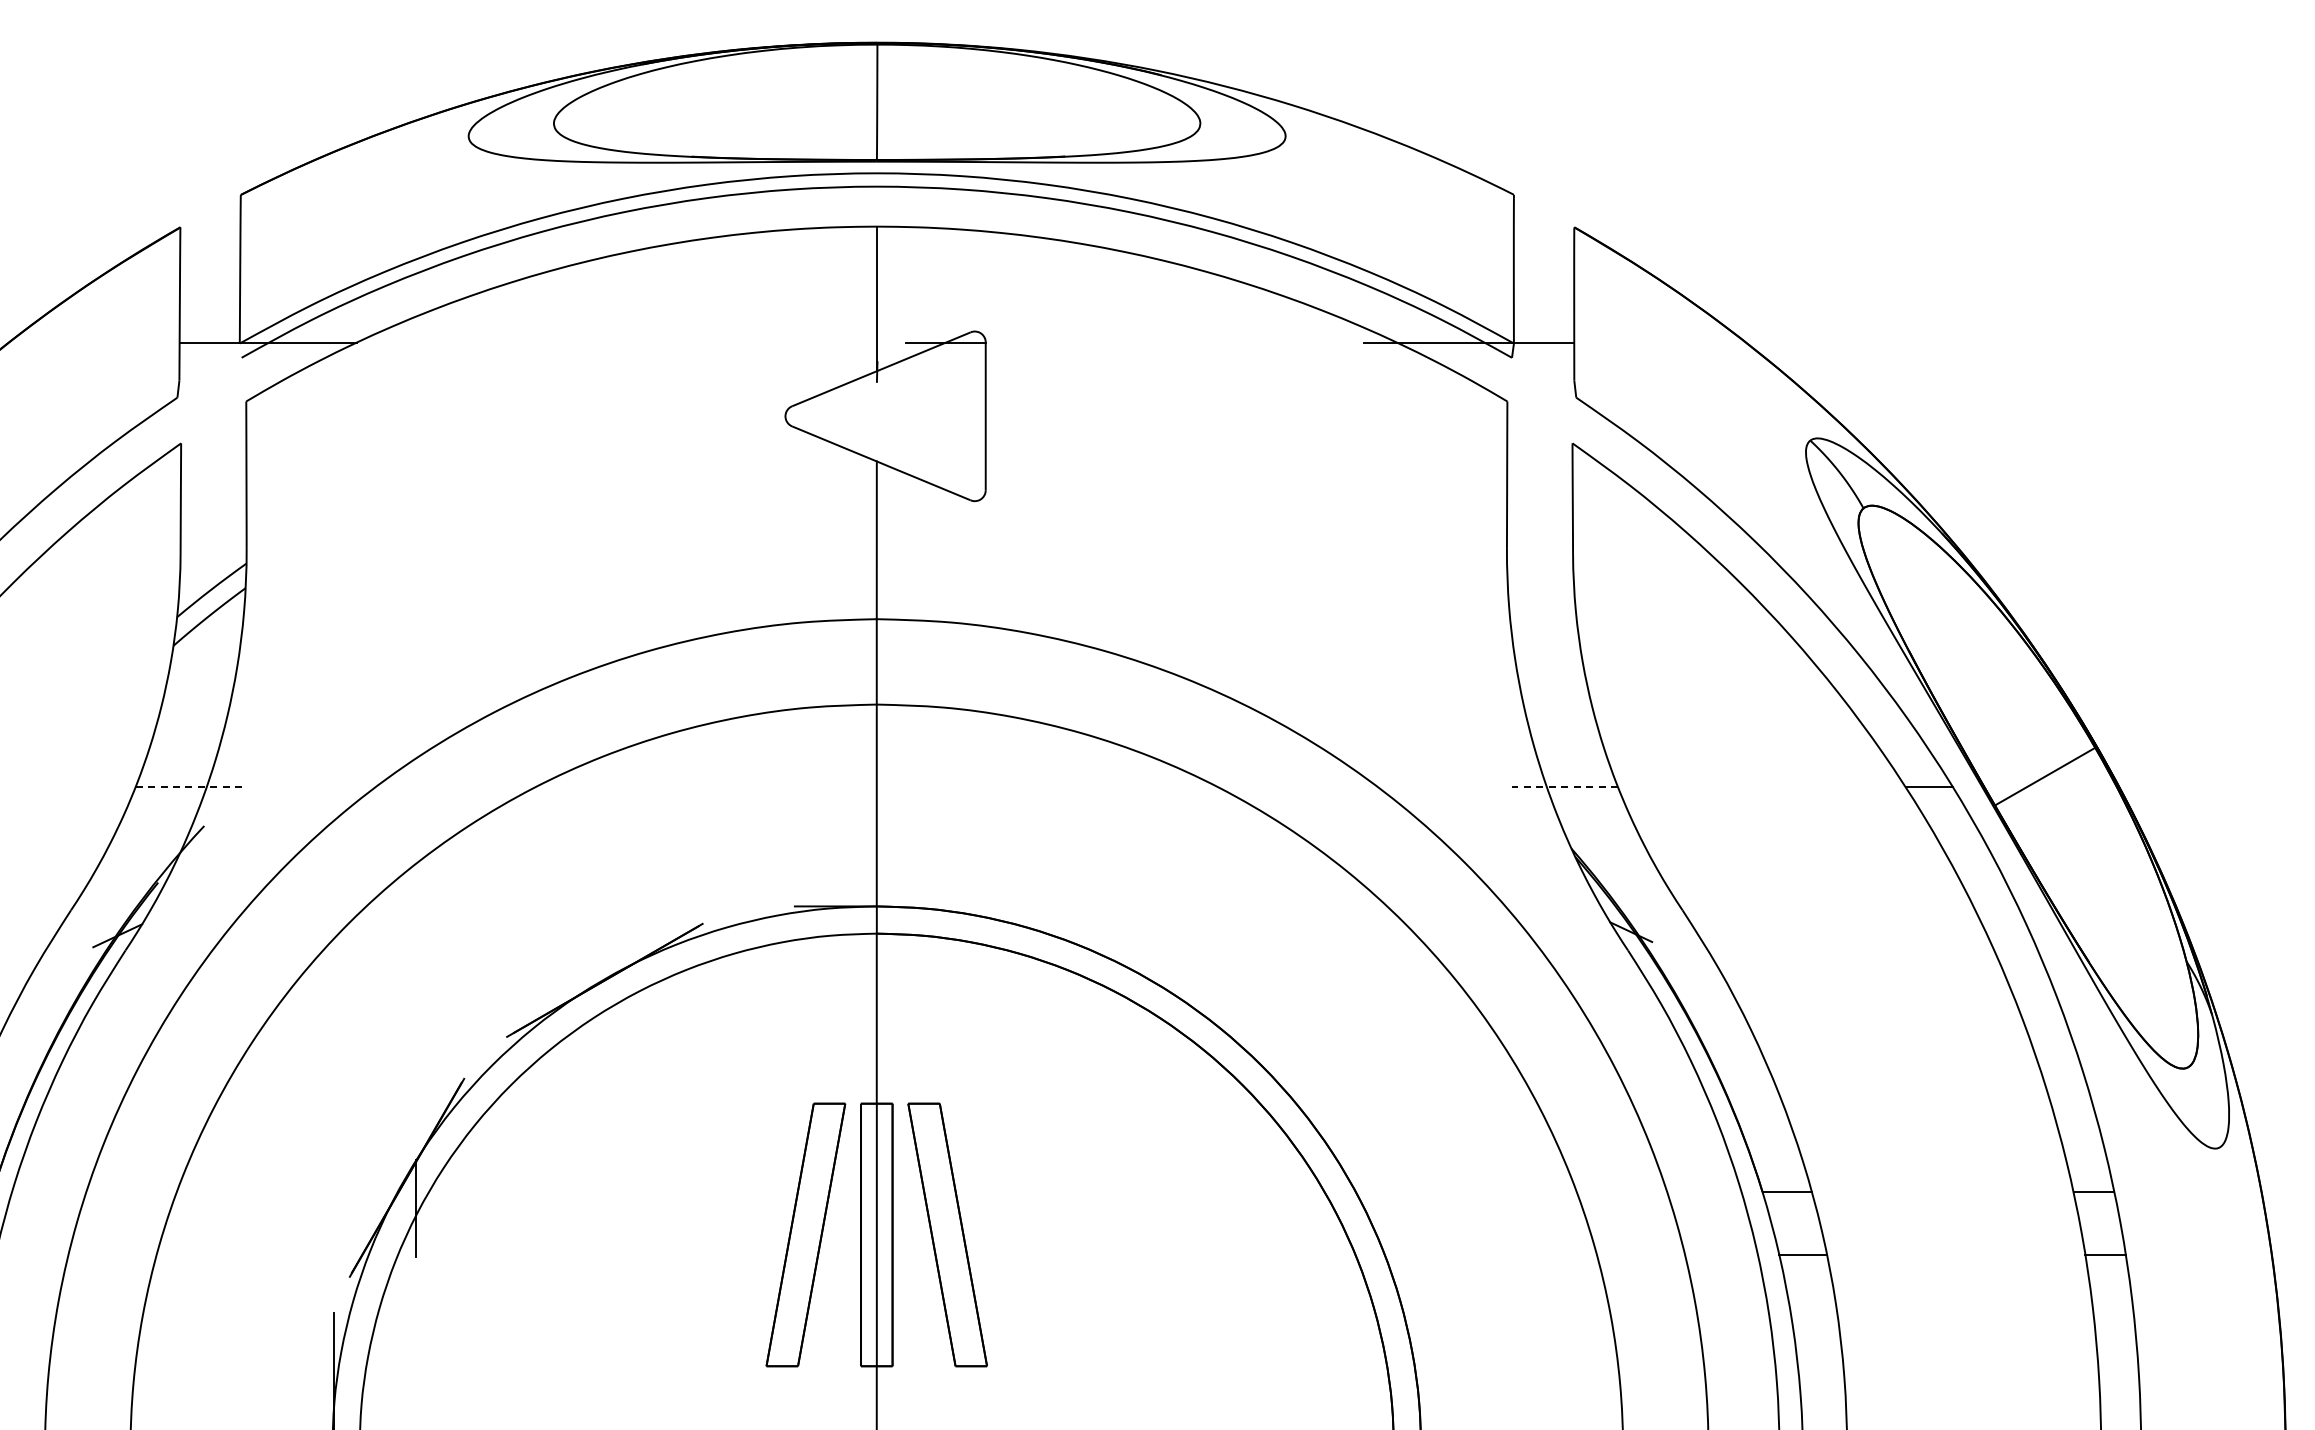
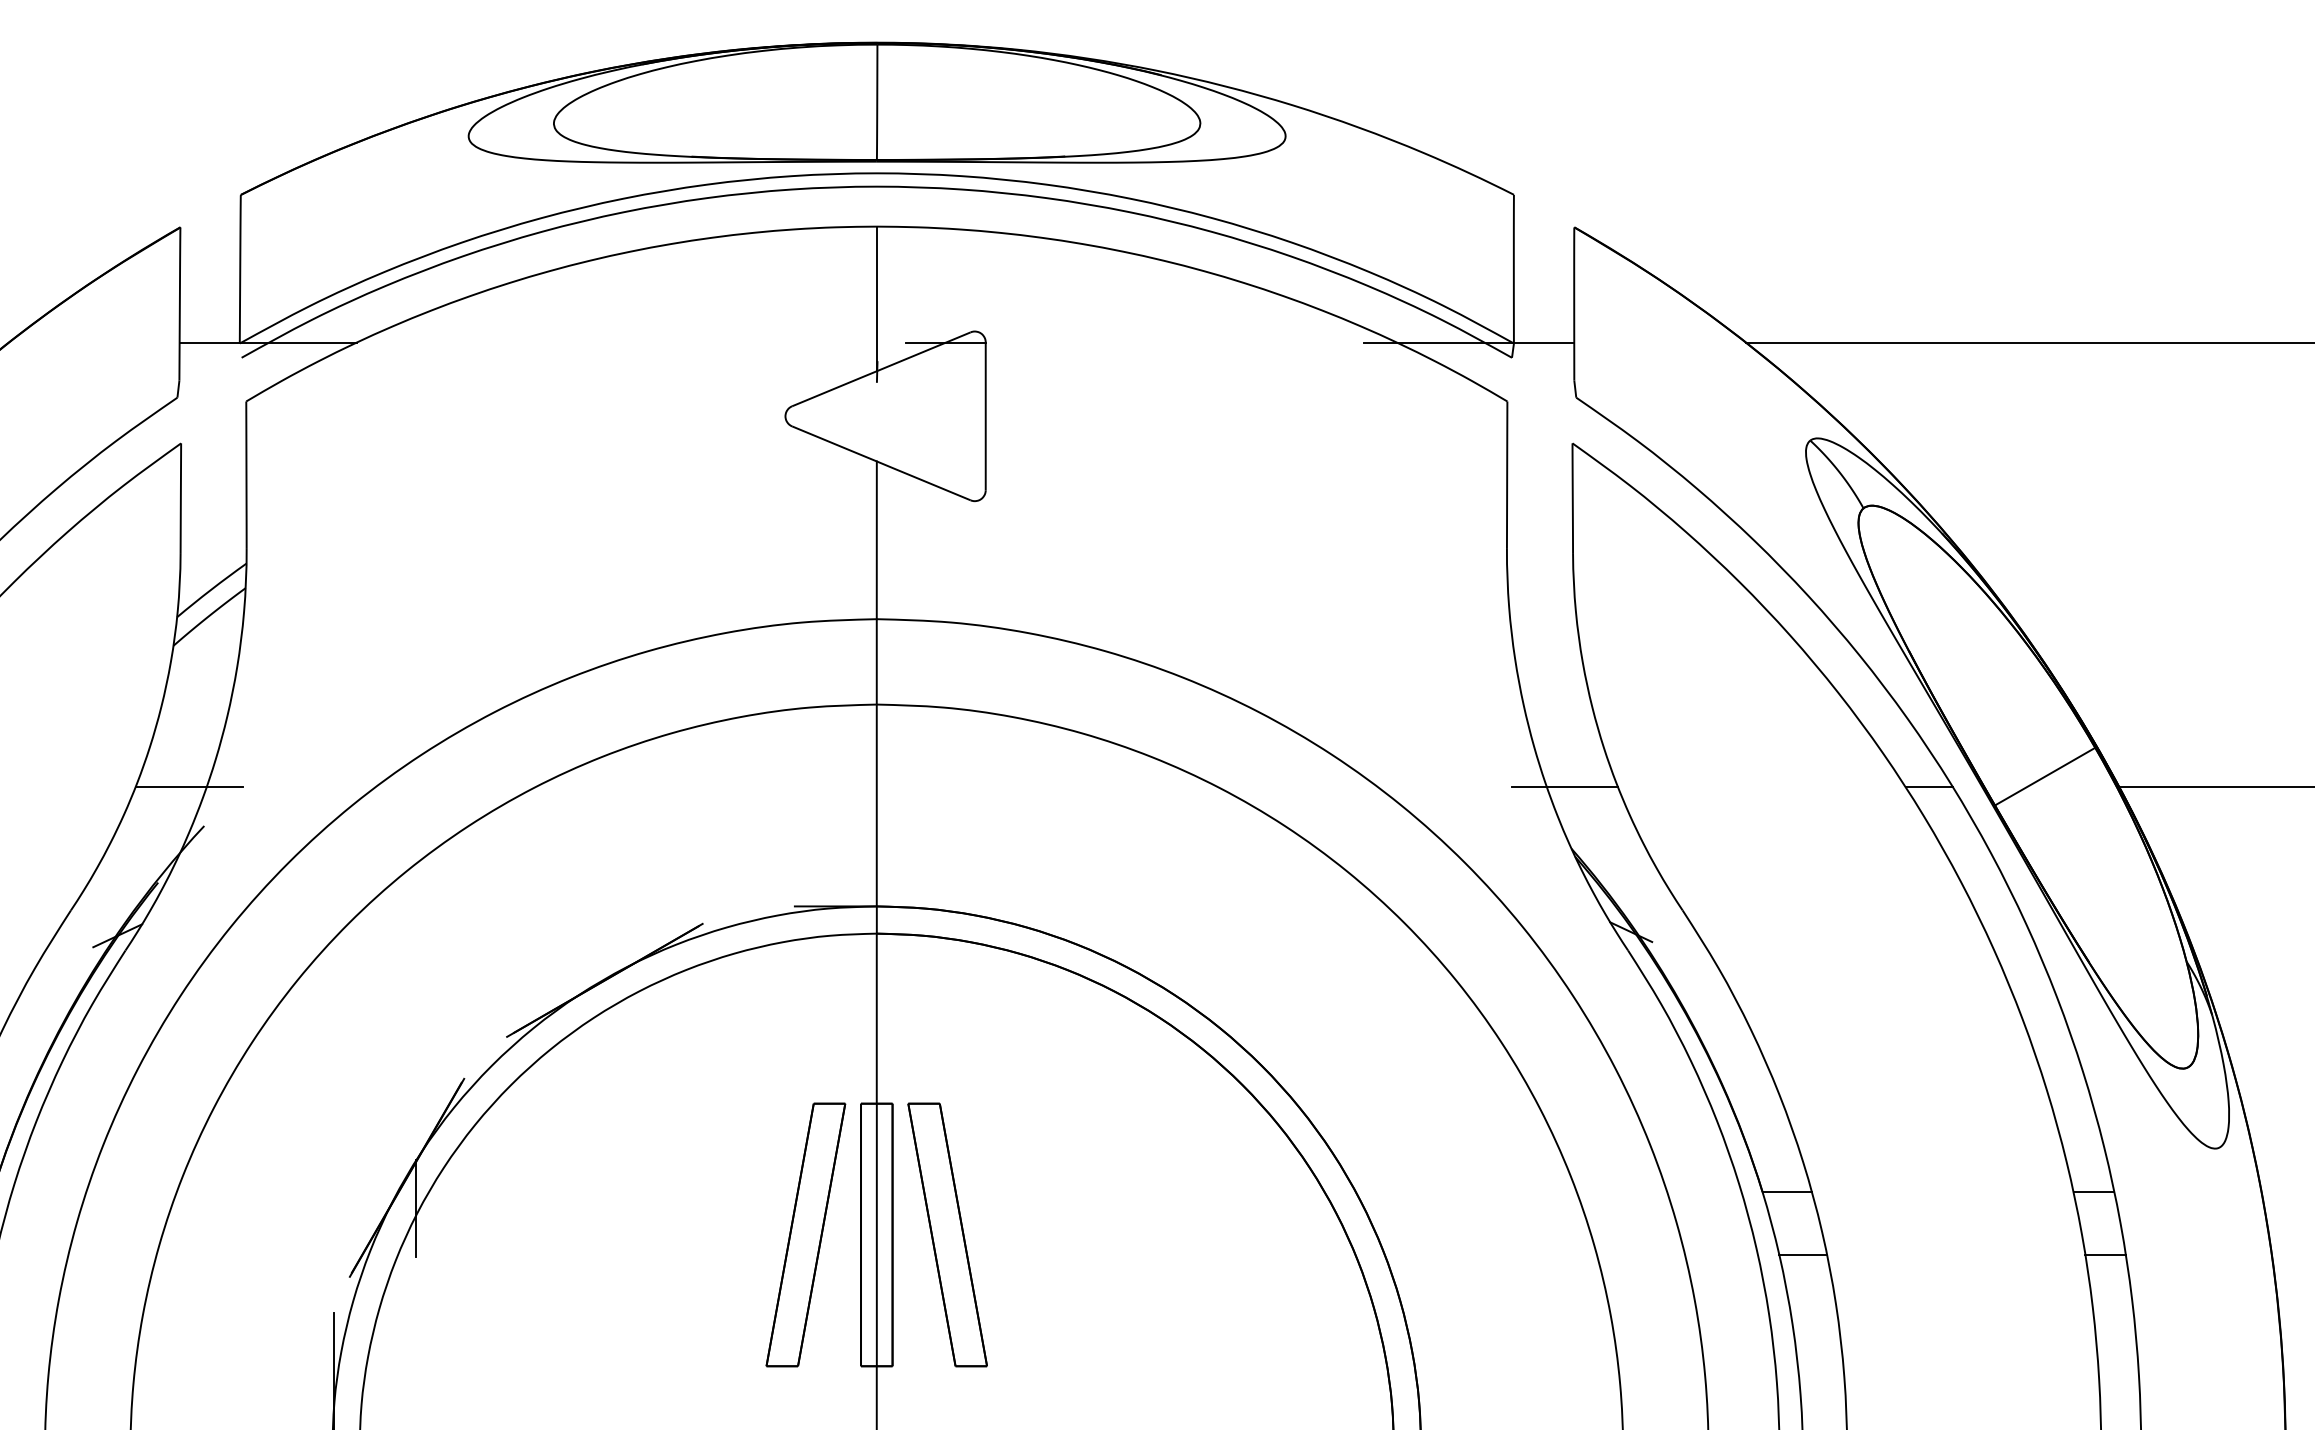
line: none -> present (2028, 342)
line: dashed -> solid (189, 787)
line: dashed -> solid (1564, 787)
line: none -> present (2213, 787)
